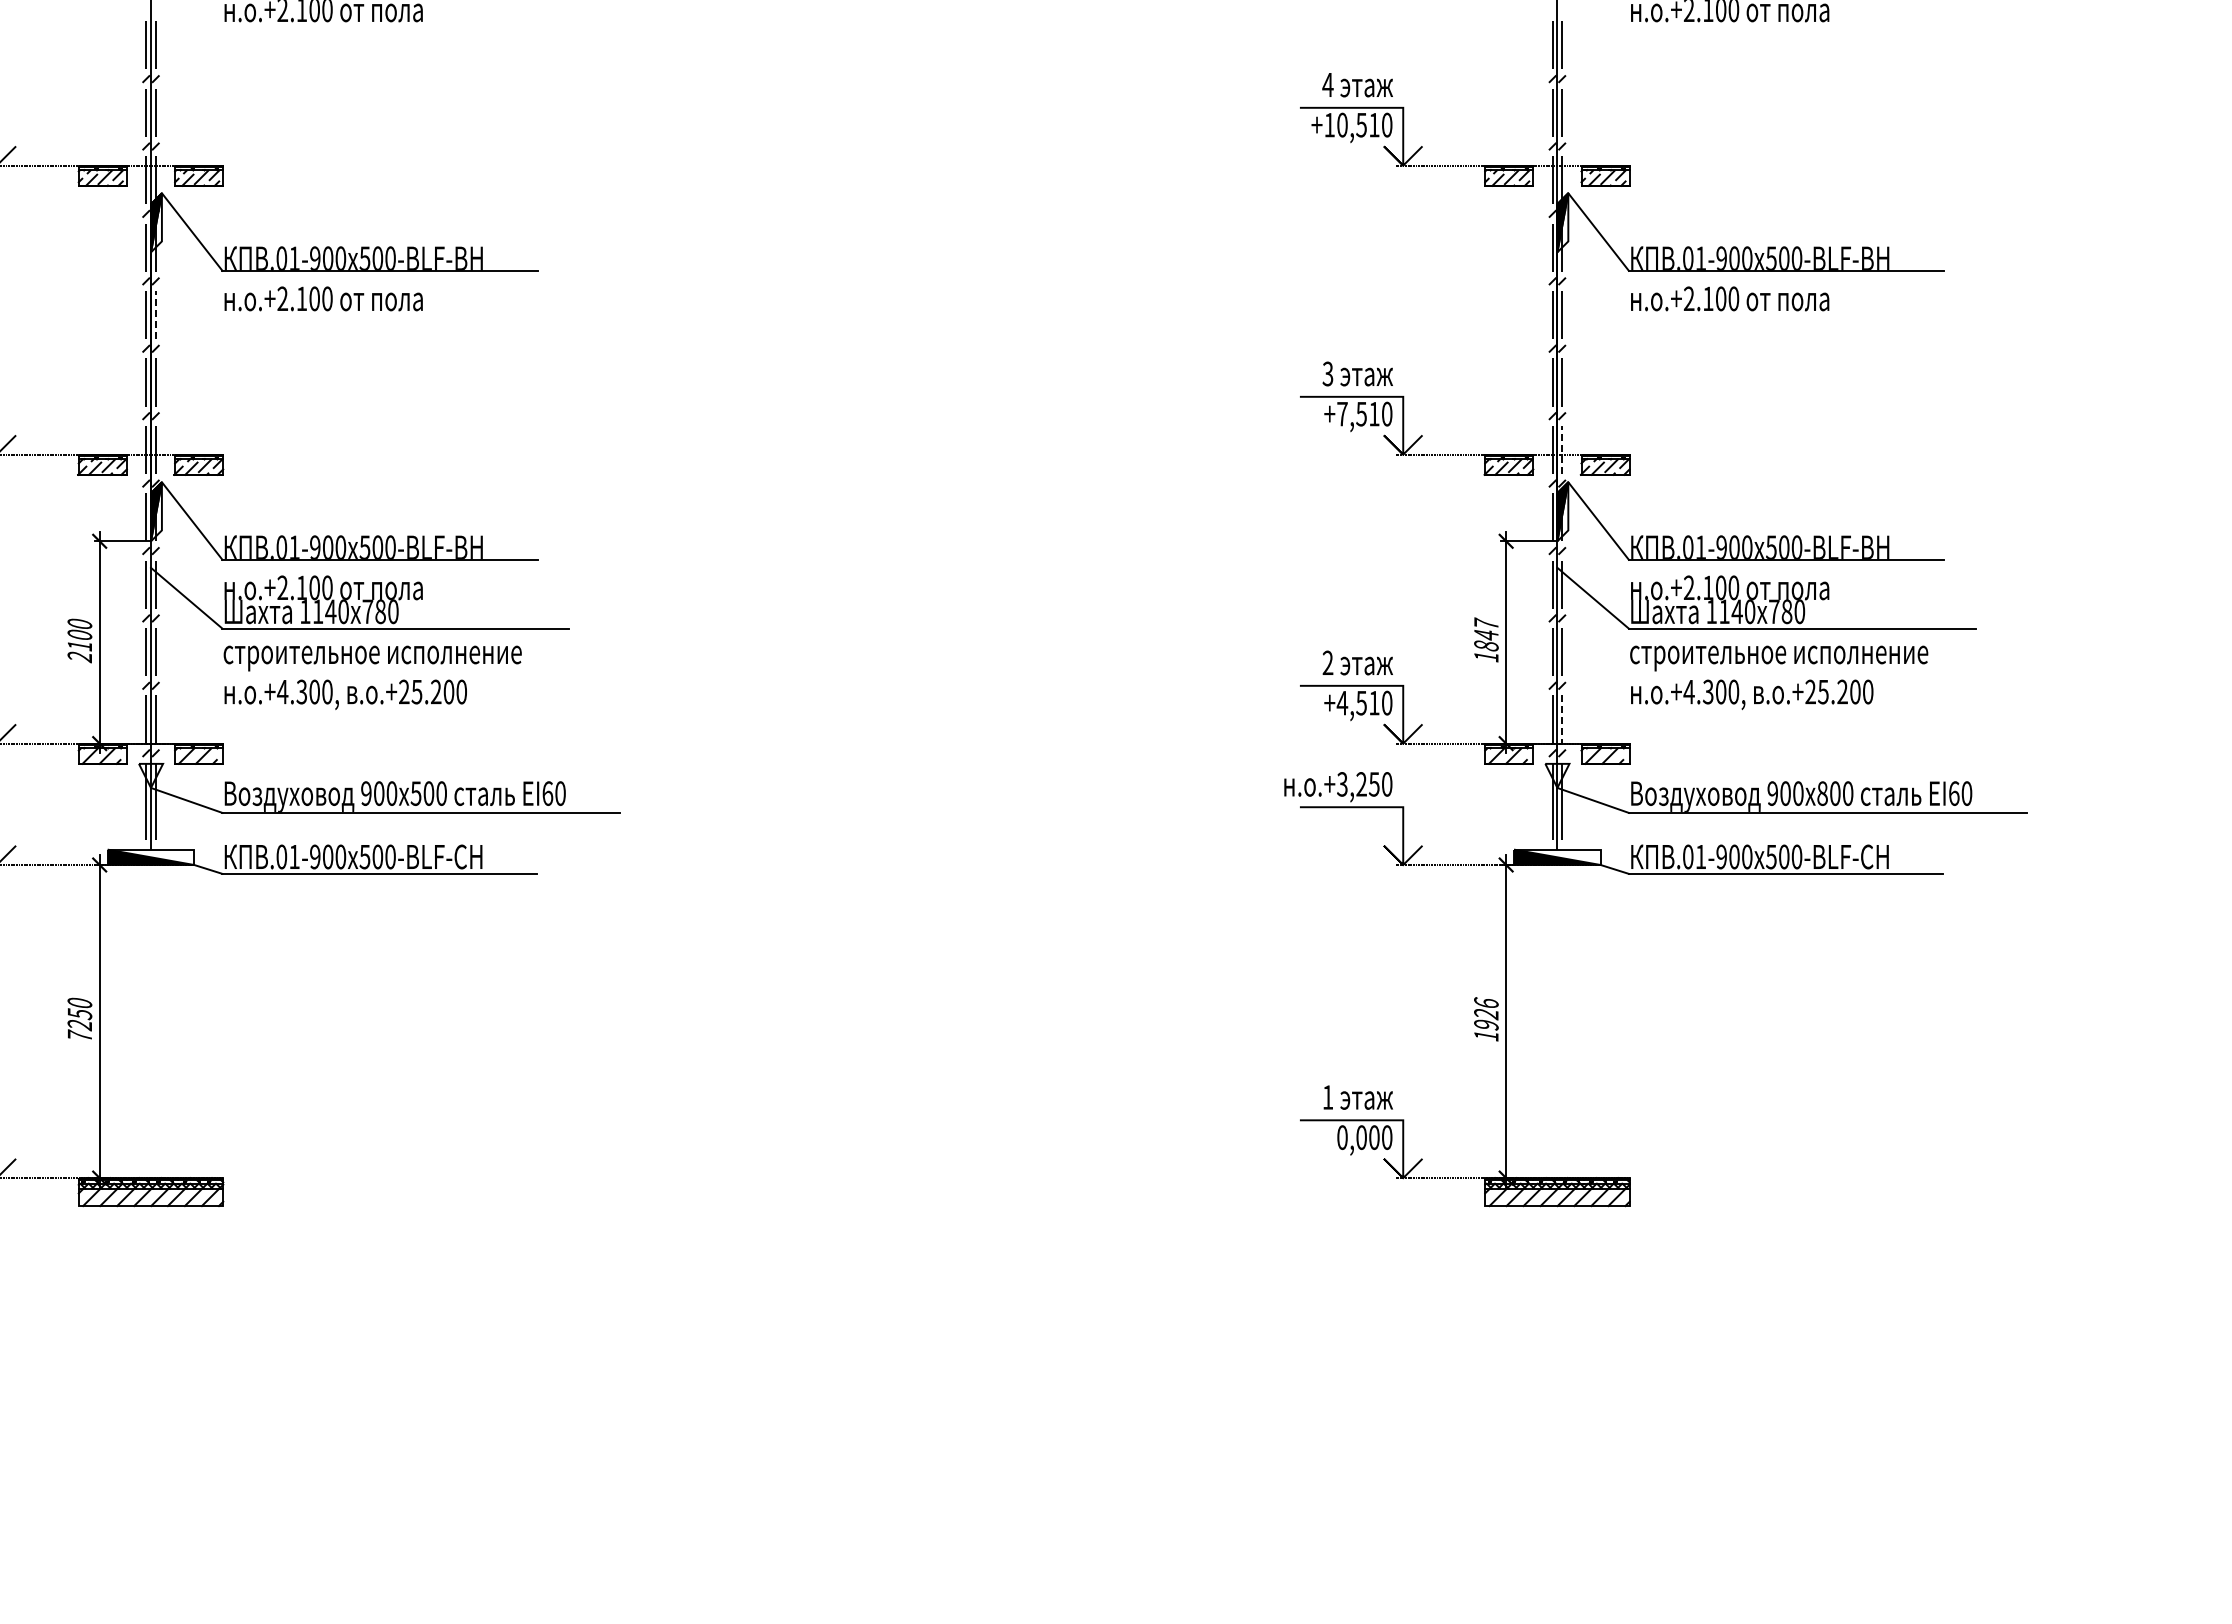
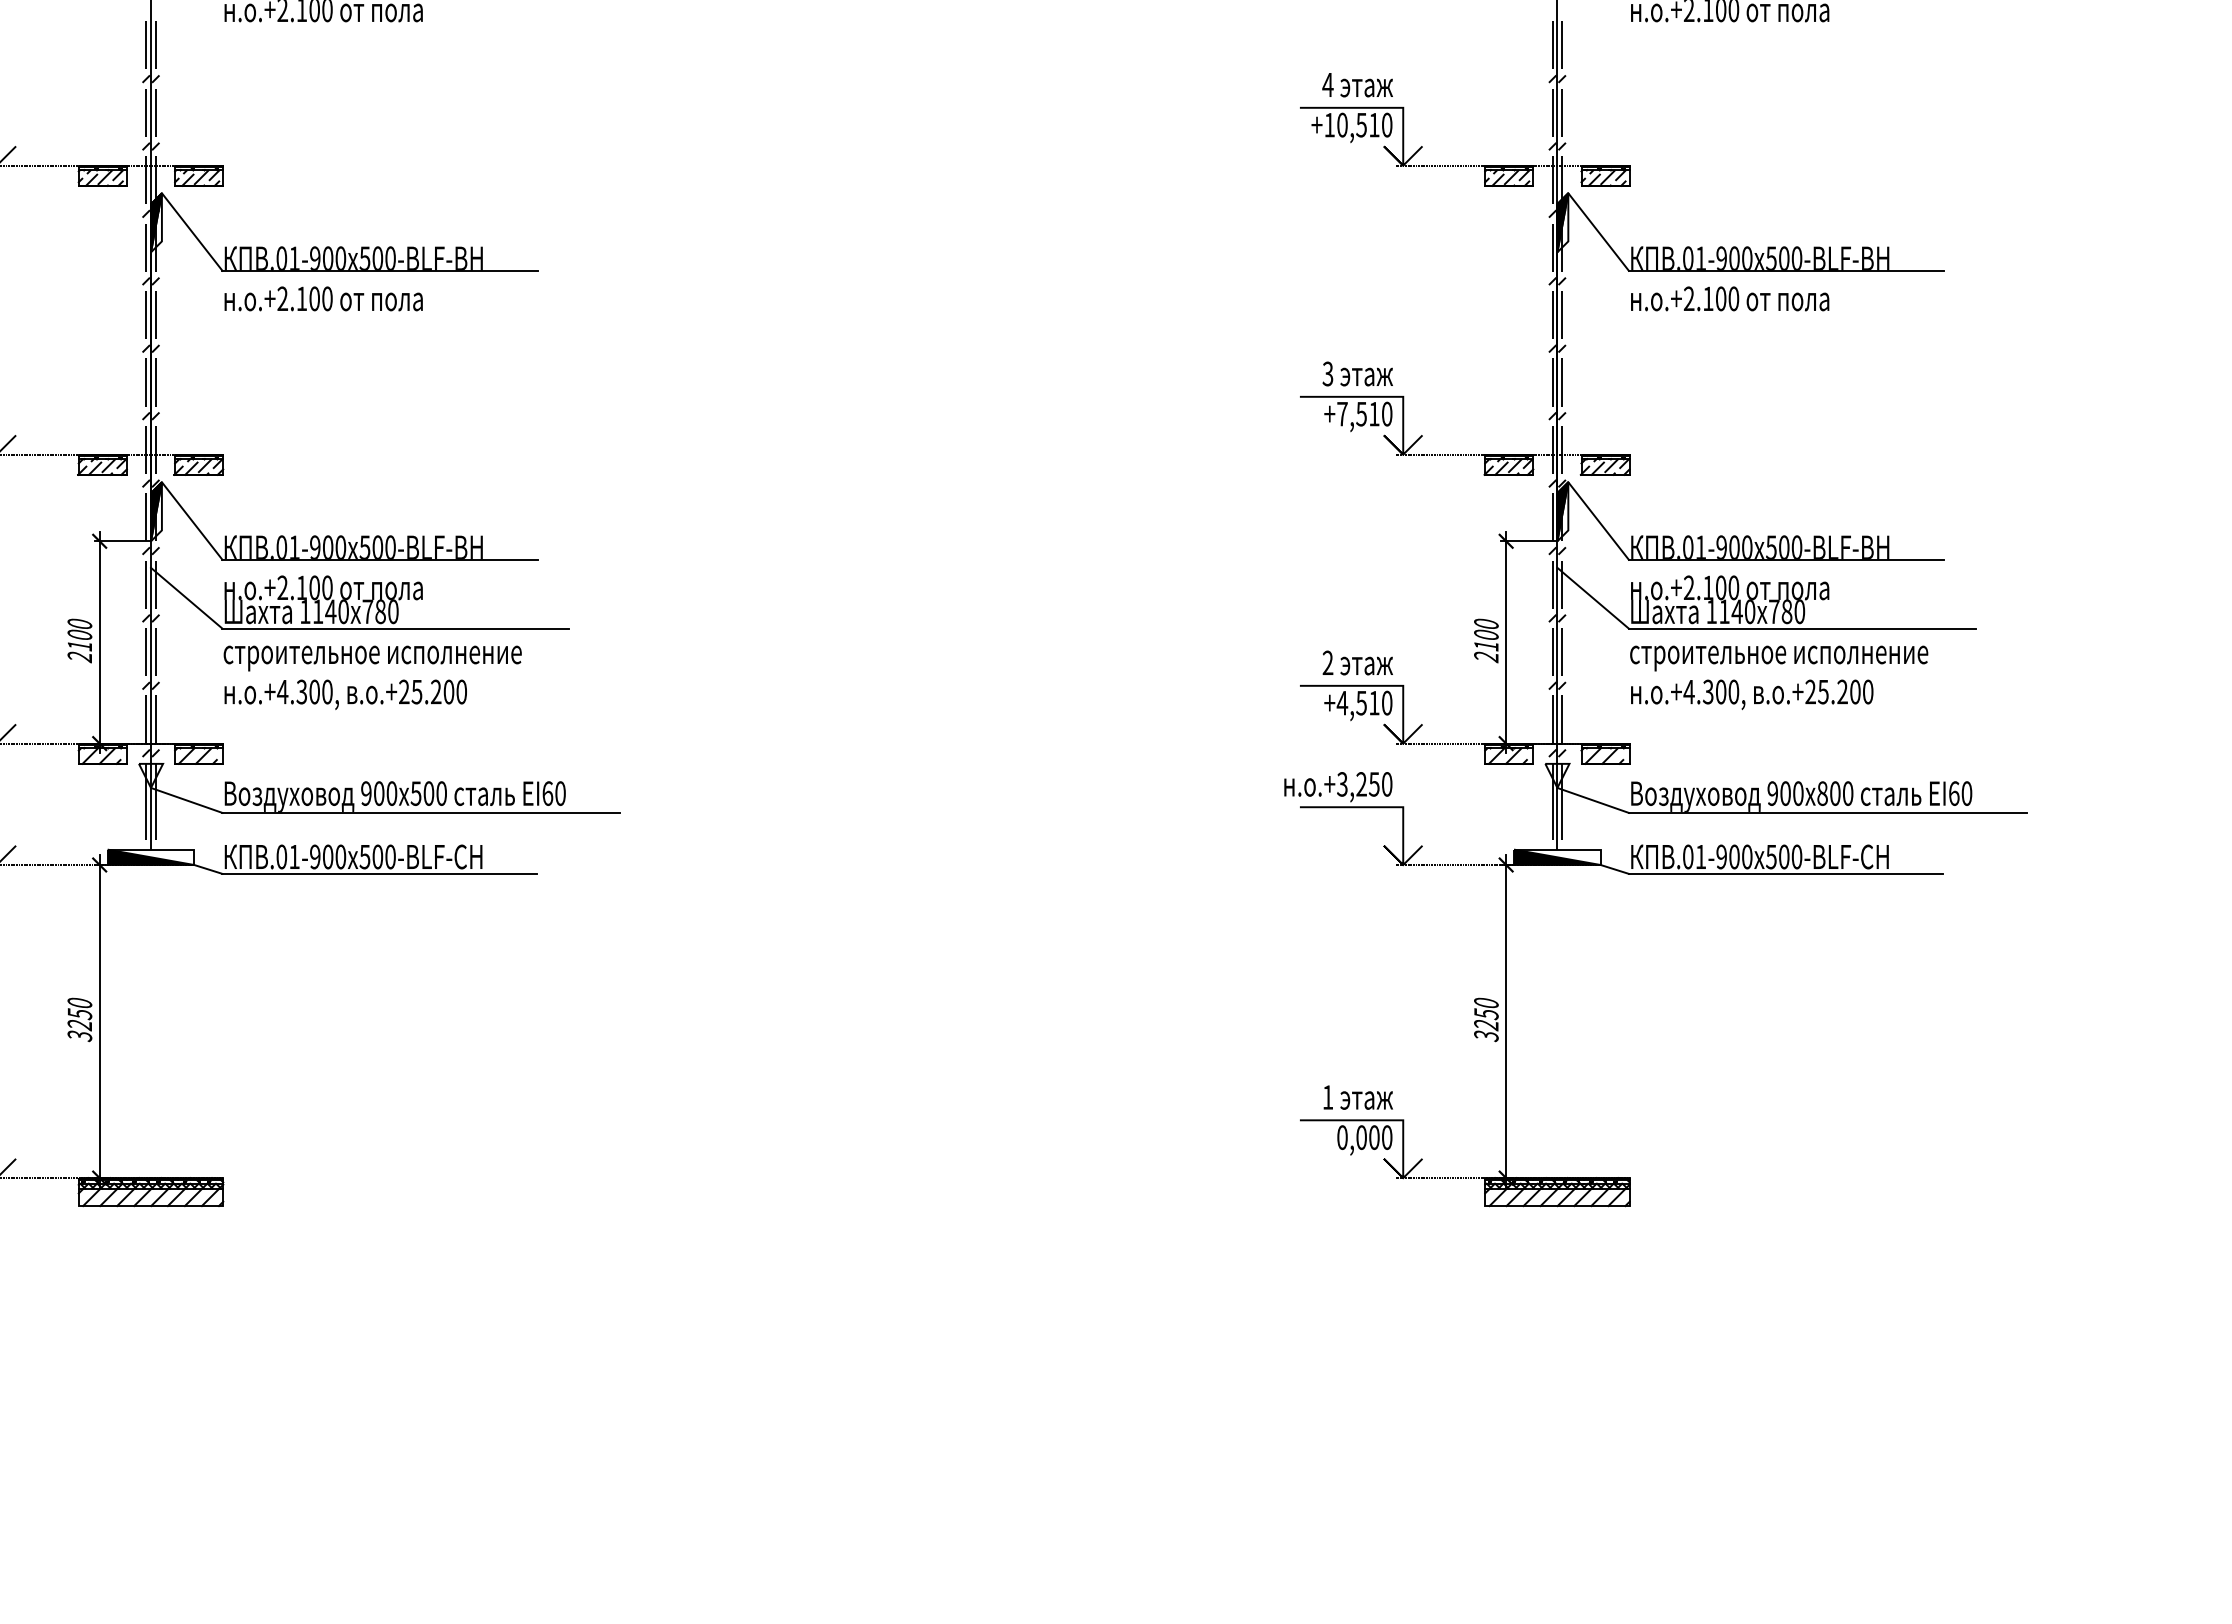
line: dashed -> solid (155, 314)
line: dashed -> solid (1562, 449)
text: 1847 -> 2100 (1486, 640)
line: dashed -> solid (1562, 720)
text: 1926 -> 3250 (1486, 1019)
text: 7250 -> 3250 (79, 1035)
